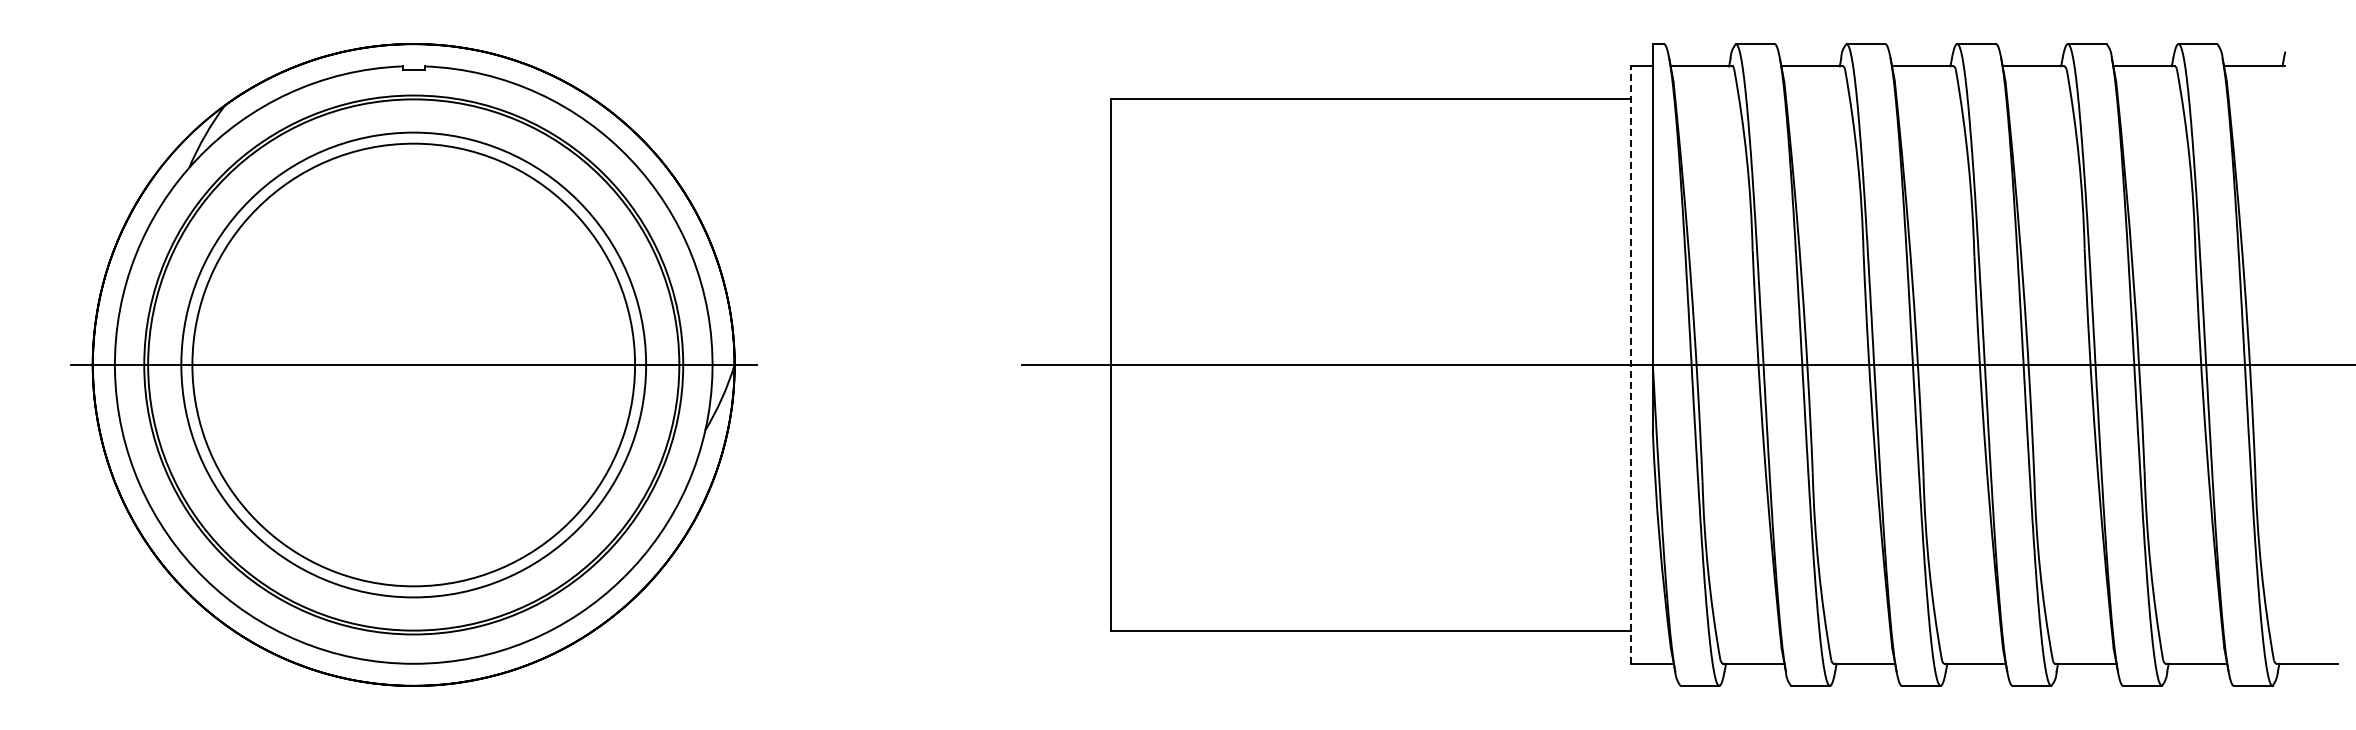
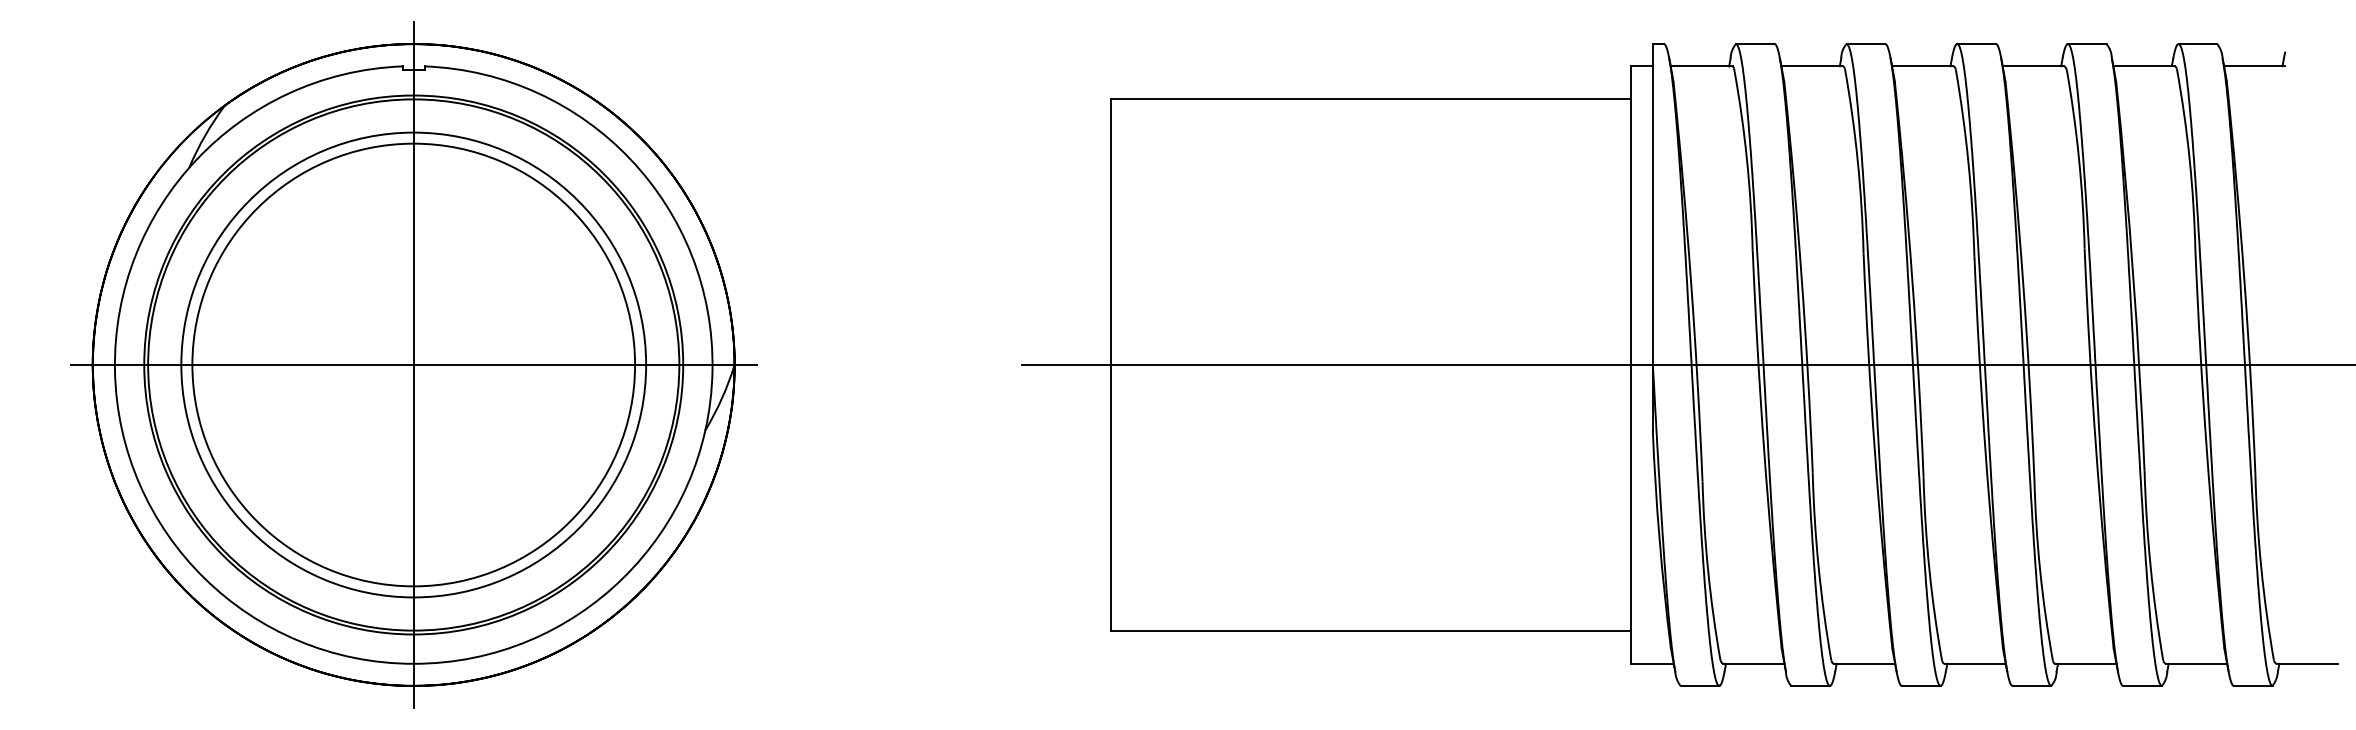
line: none -> present (413, 364)
line: dashed -> solid (1630, 365)
